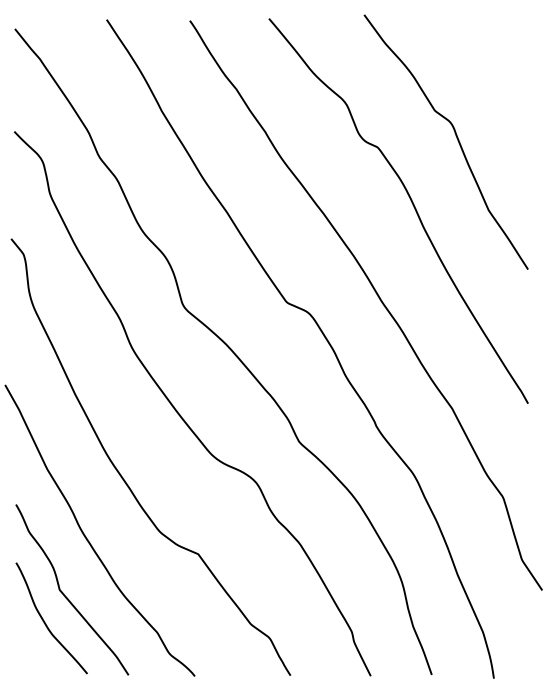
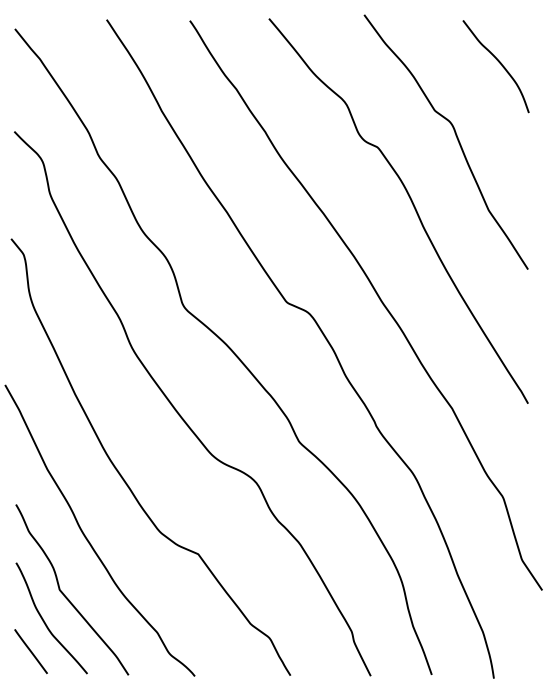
curve: none -> present (498, 62)
line: none -> present (30, 651)
